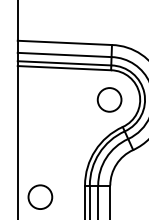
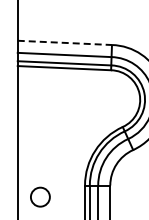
line: solid -> dashed (65, 42)
circle: present -> none (109, 99)
circle size: 27x26 px -> 21x22 px (40, 196)
